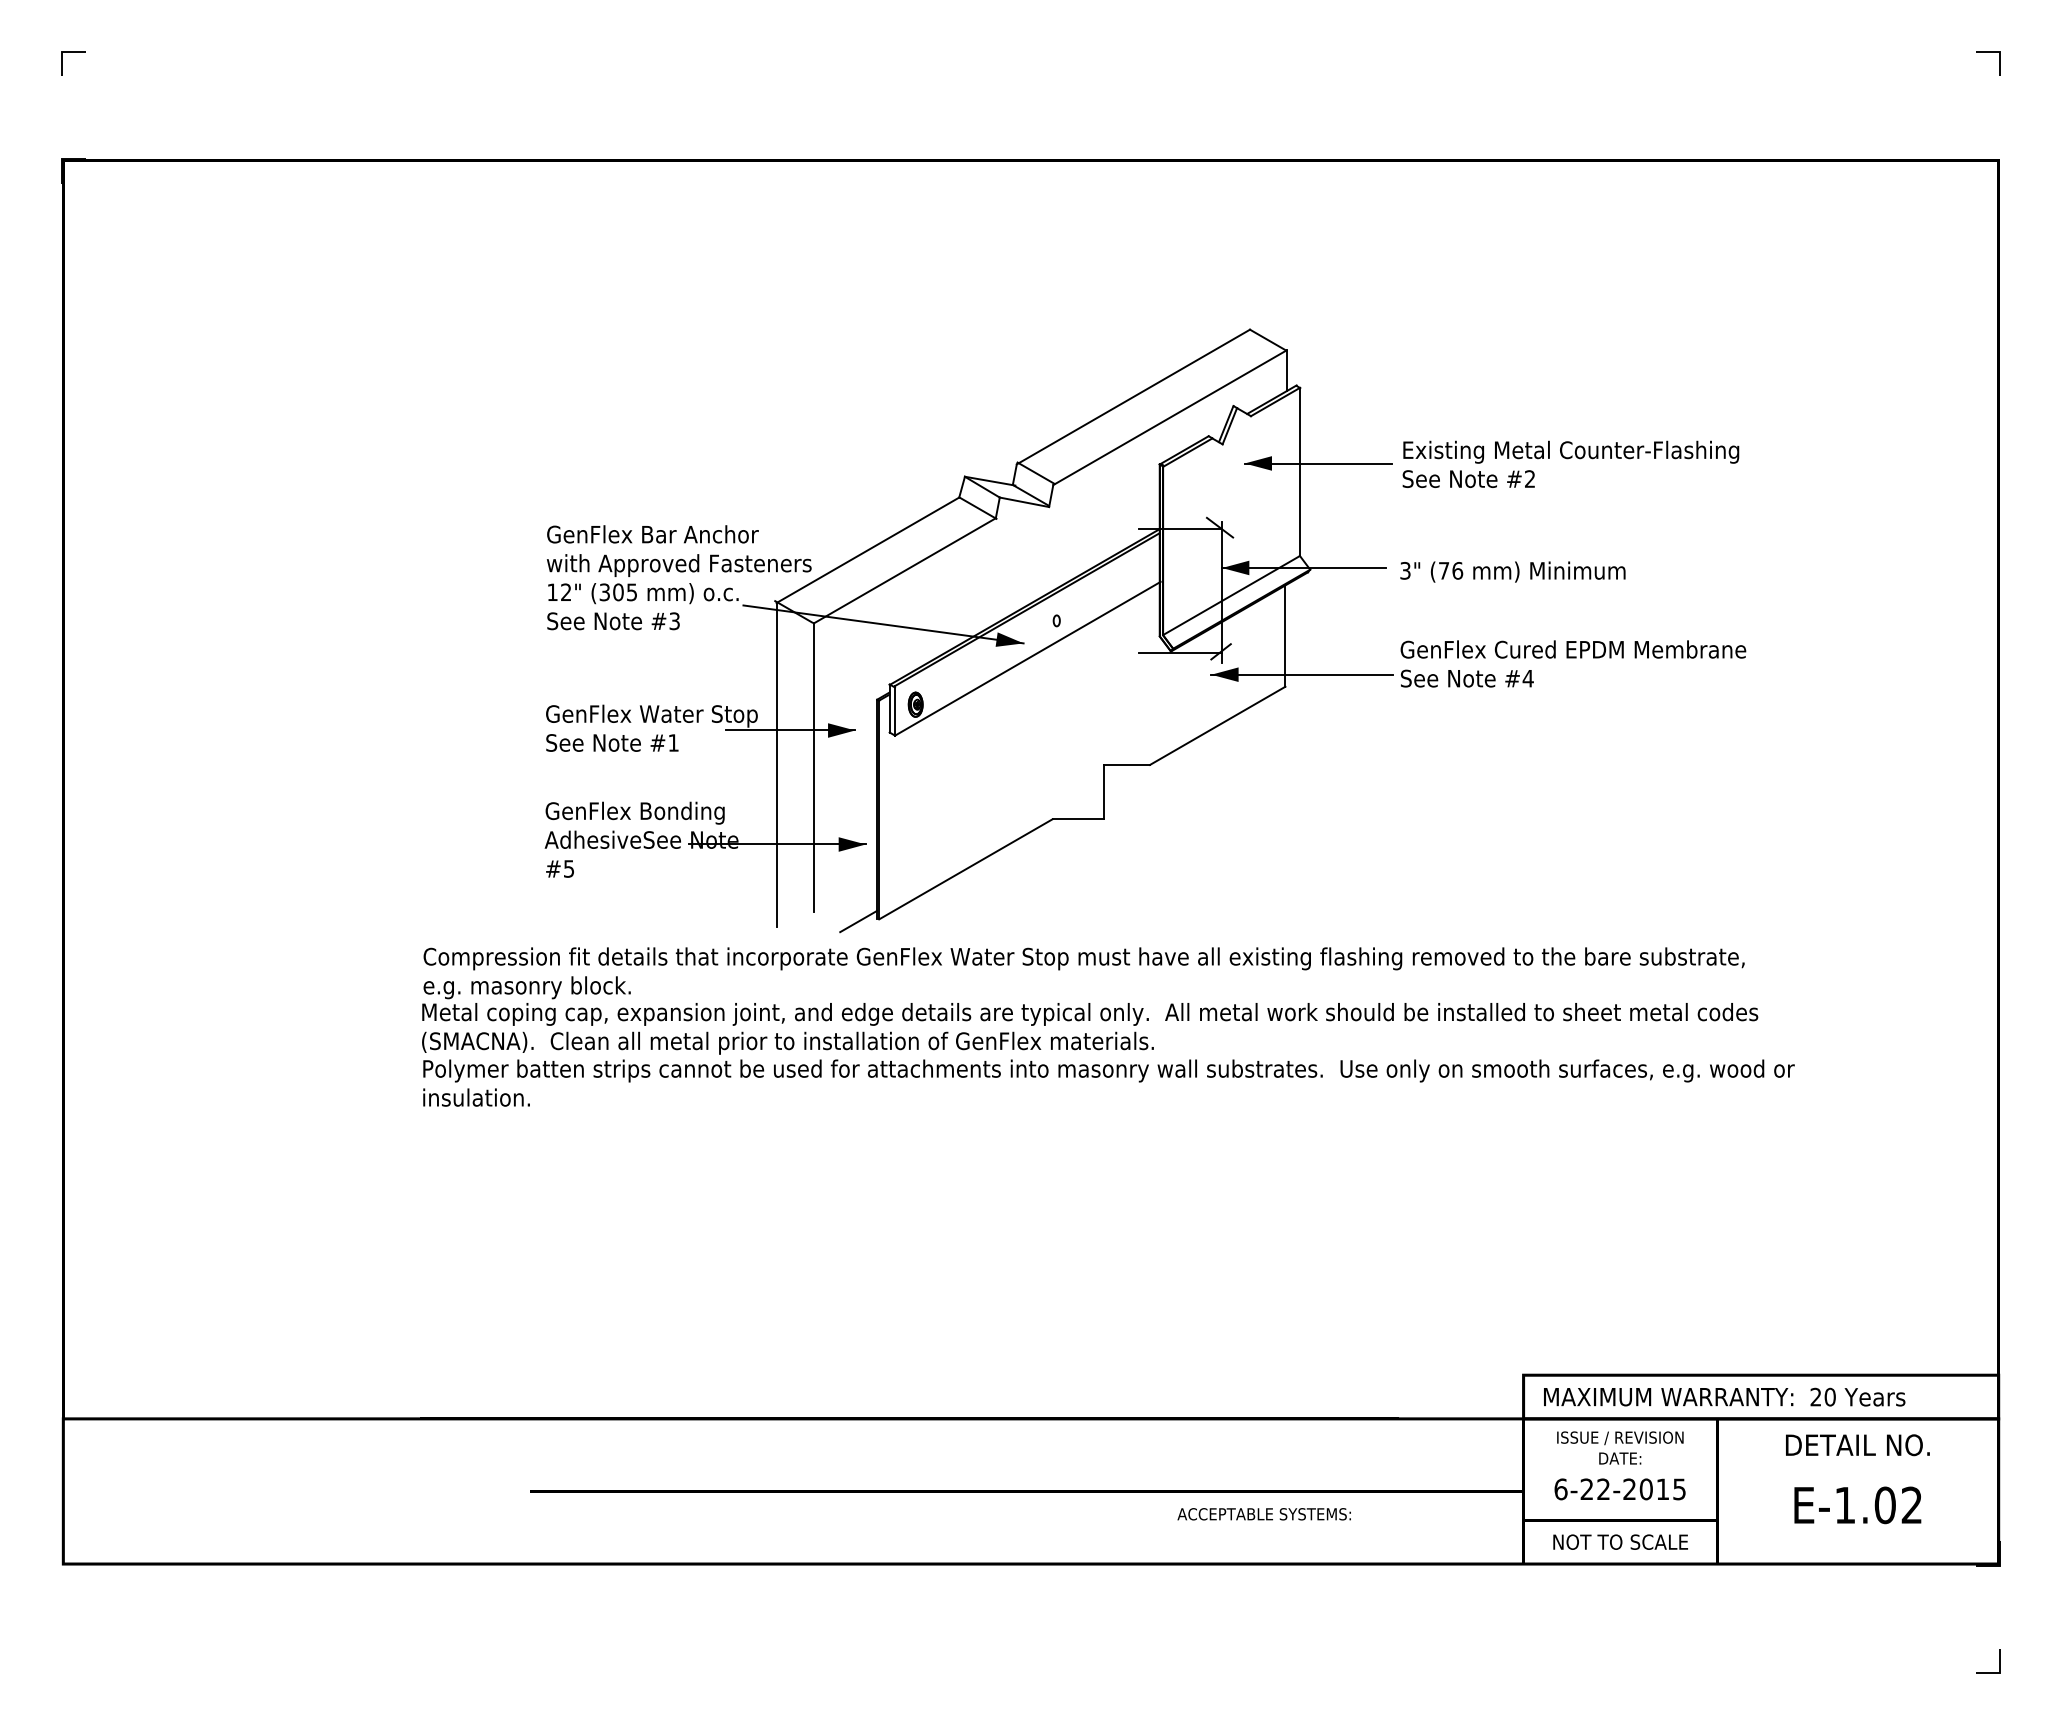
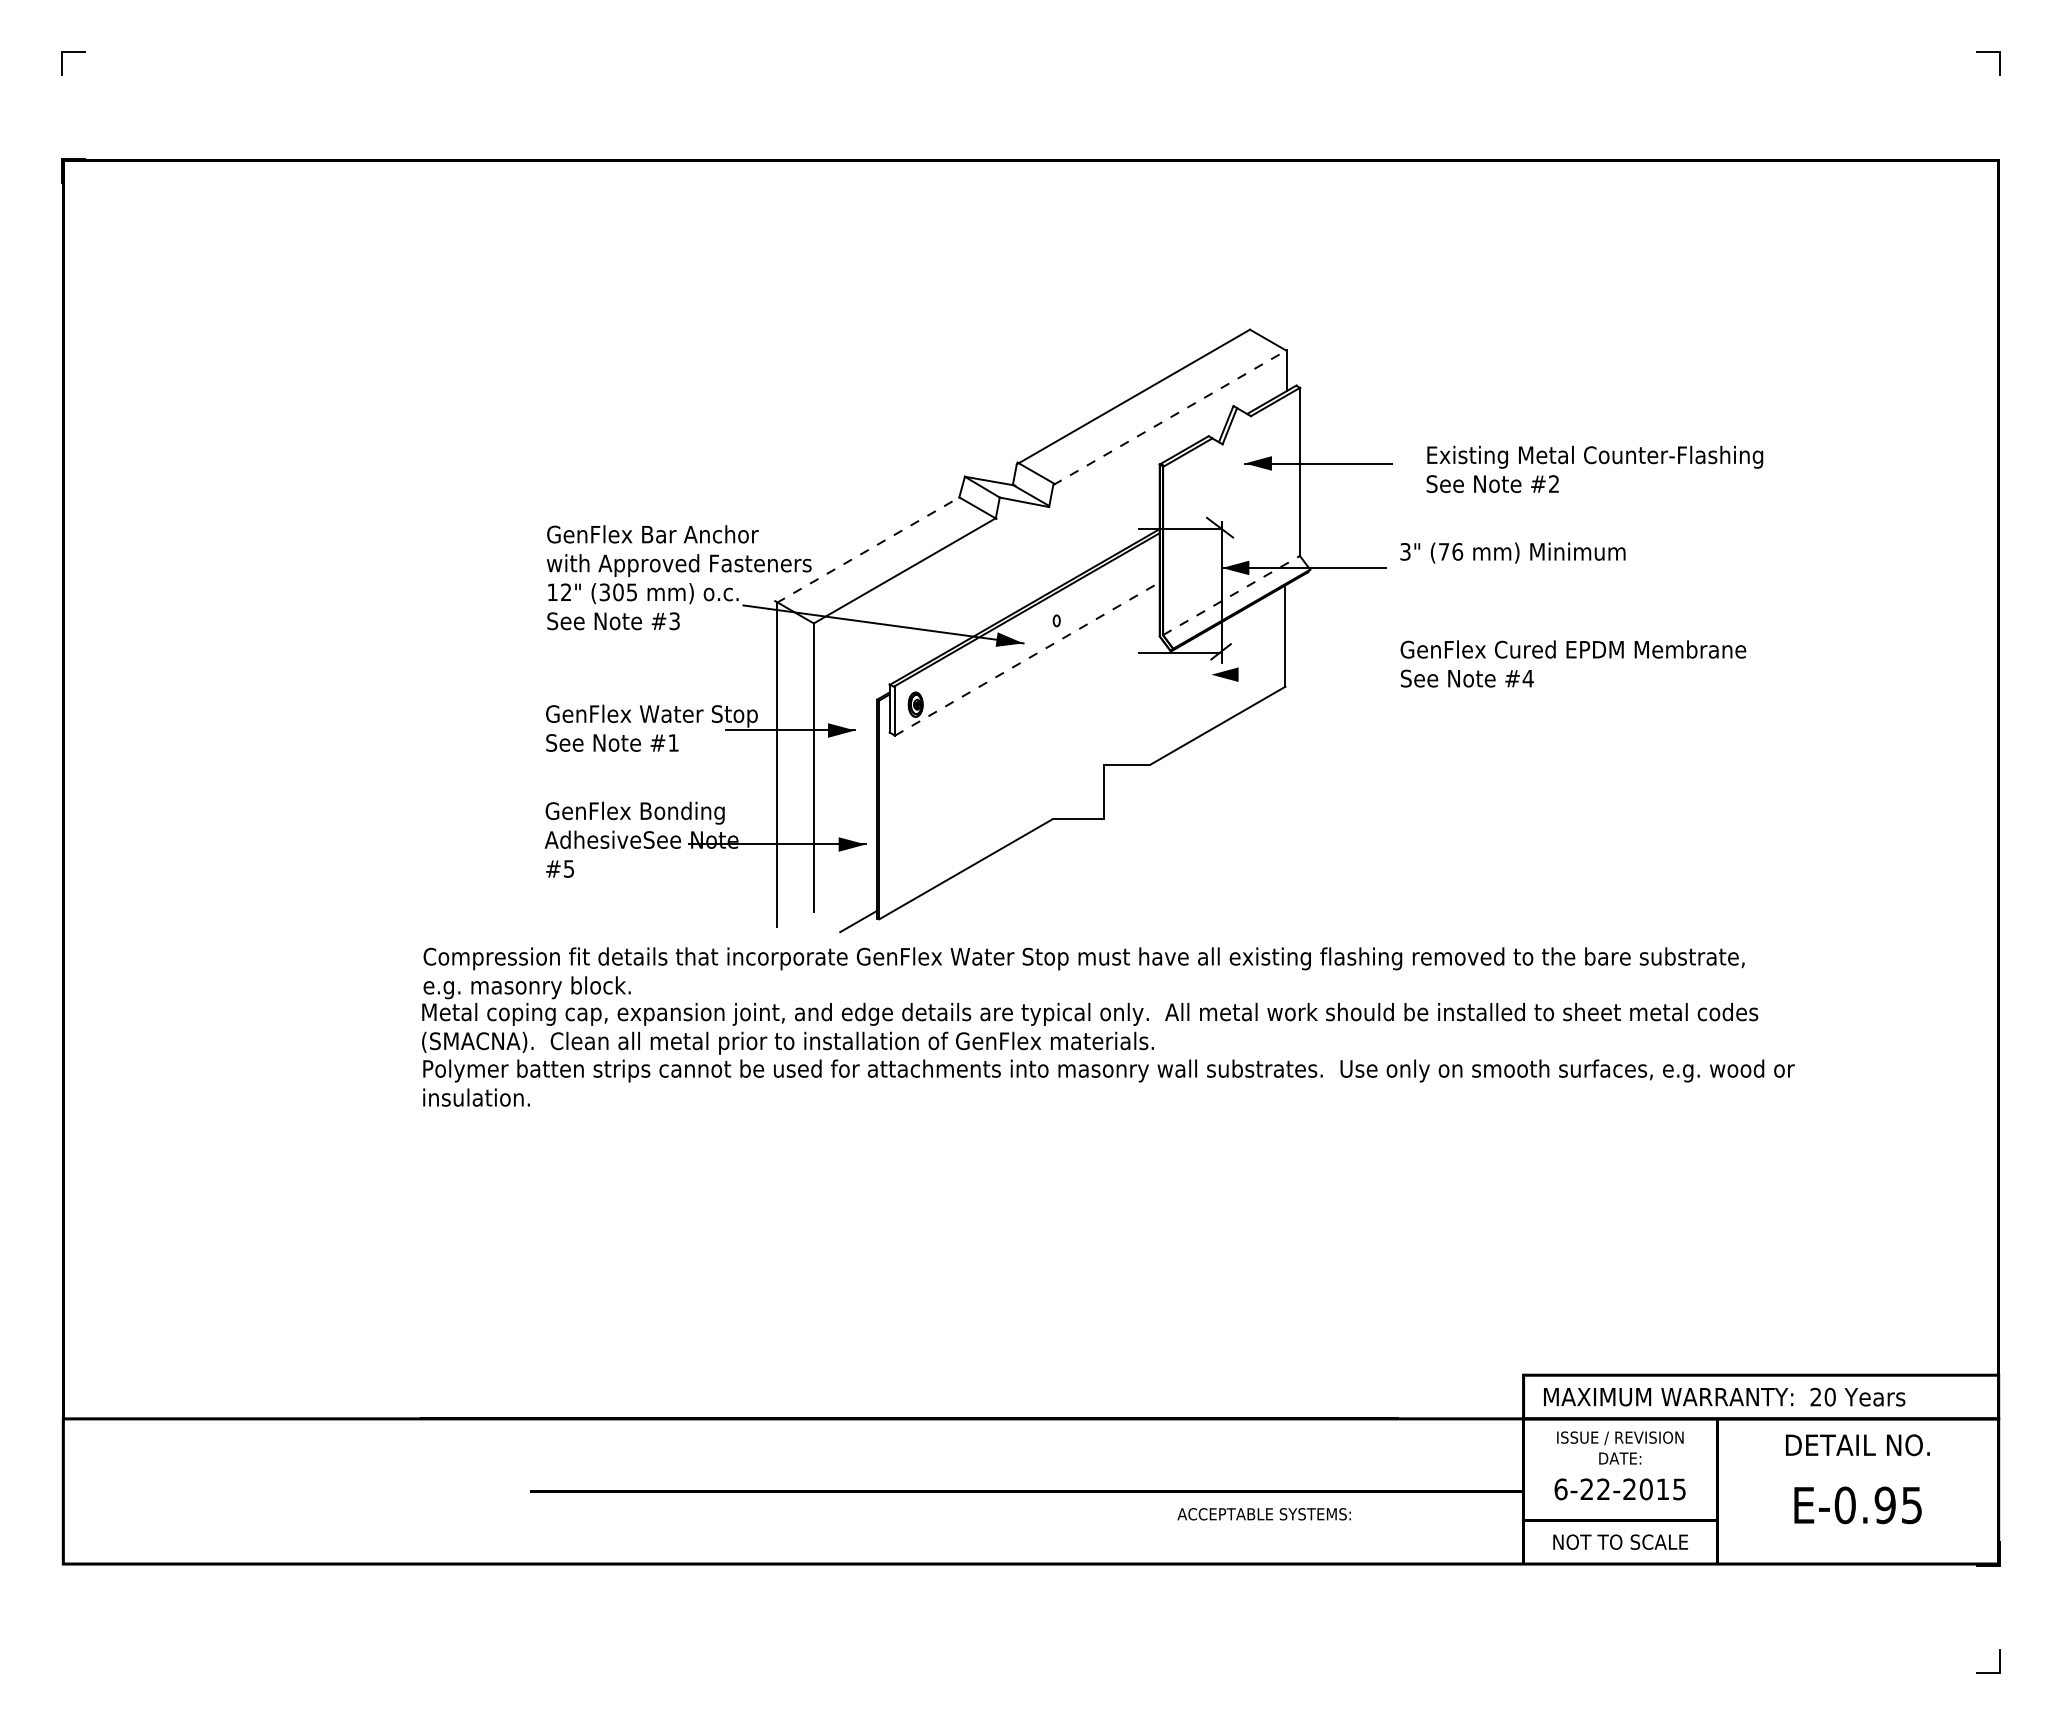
line: solid -> dashed (1169, 417)
text position: (1570, 463) -> (1594, 468) (1594, 468)
line: solid -> dashed (868, 550)
text position: (1512, 571) -> (1512, 552) (1512, 552)
line: solid -> dashed (1231, 595)
line: solid -> dashed (1027, 658)
line: present -> none (1301, 674)
text: E-1.02 -> E-0.95 (1877, 1505)
